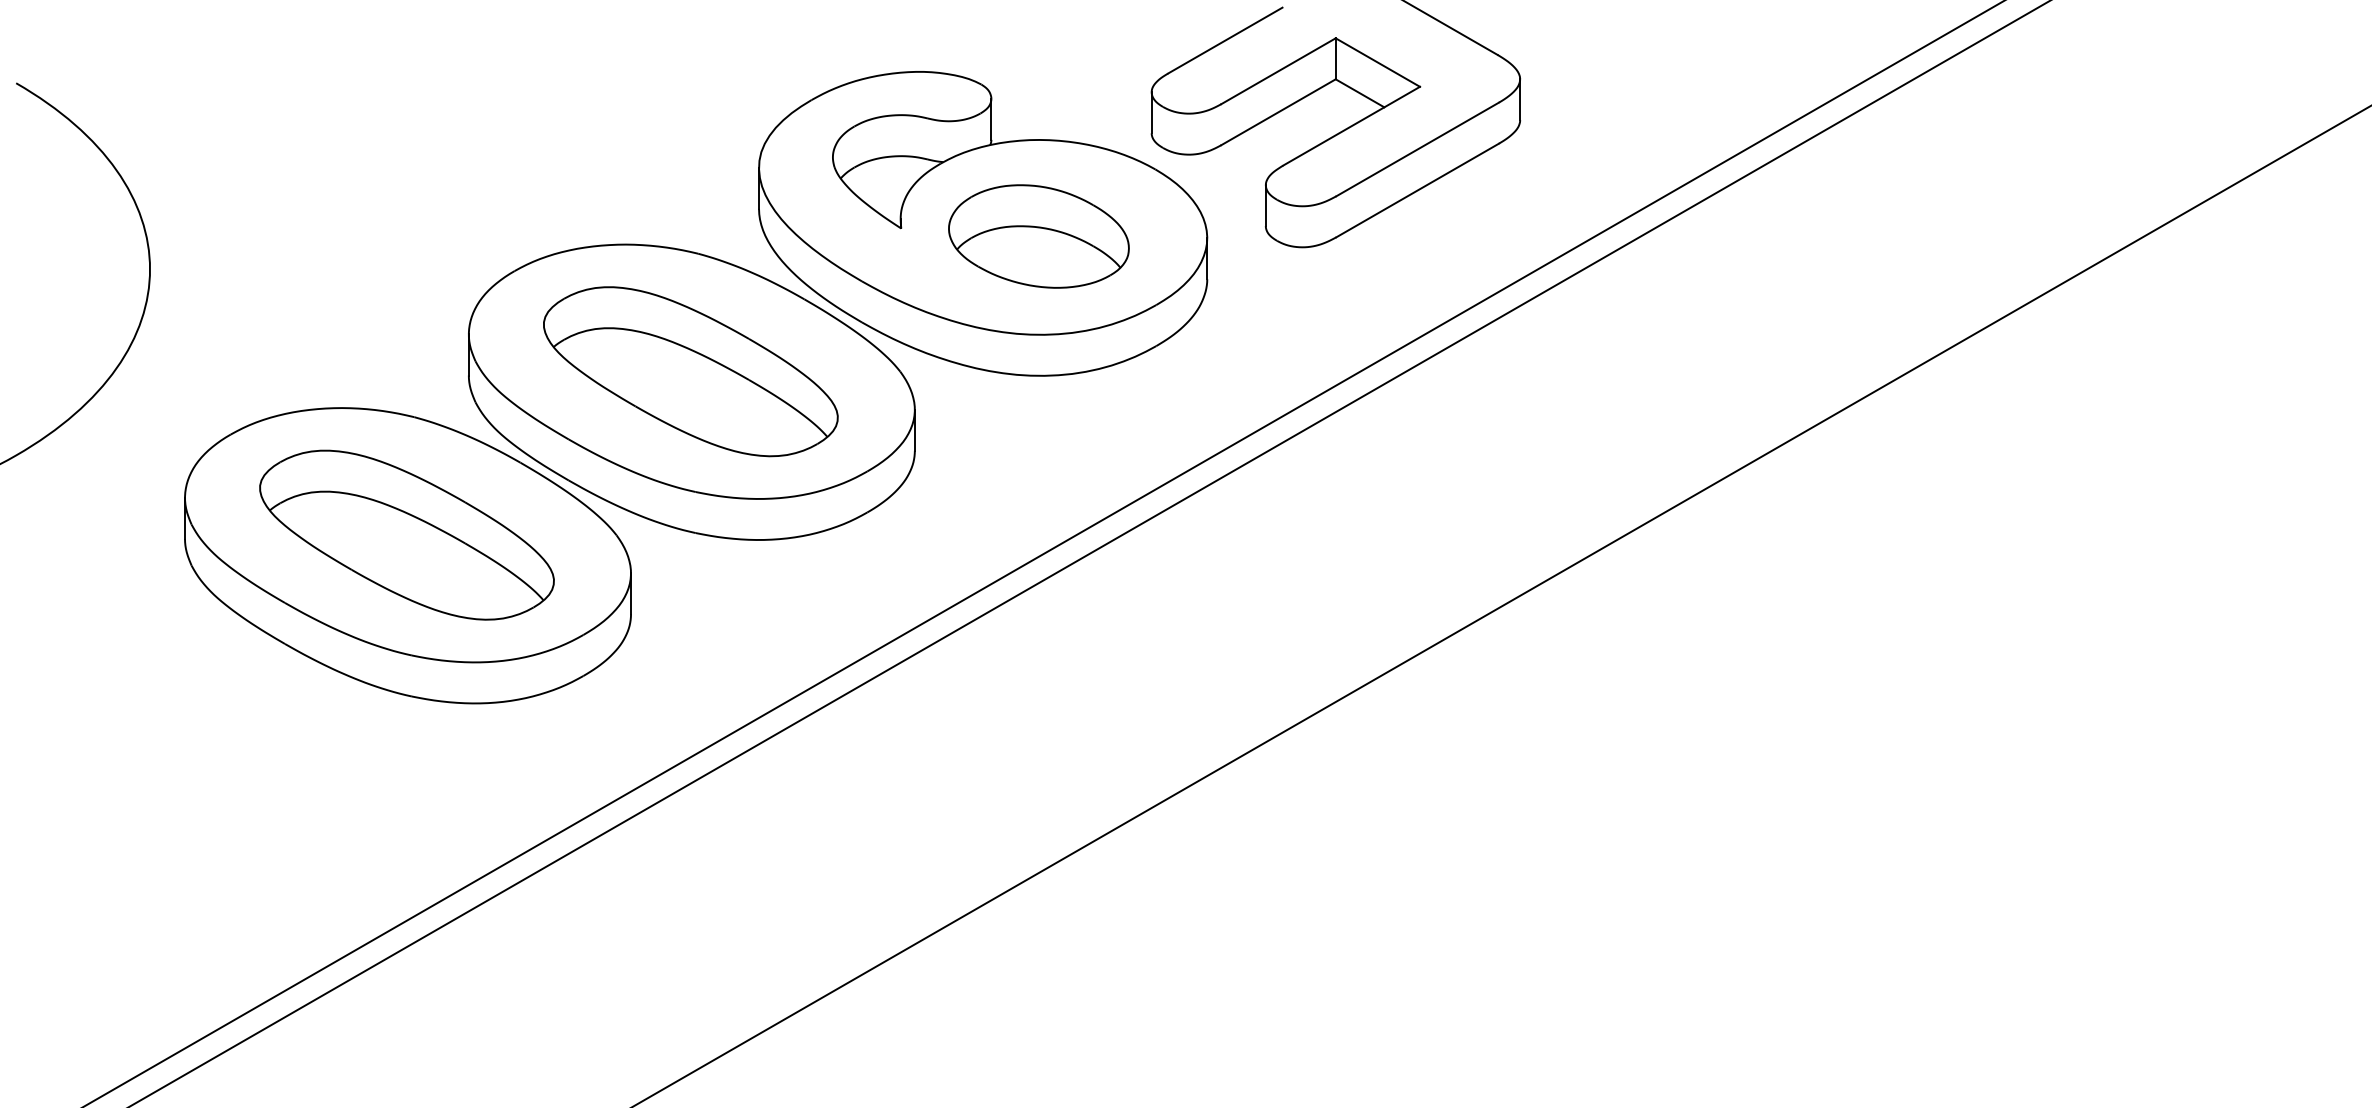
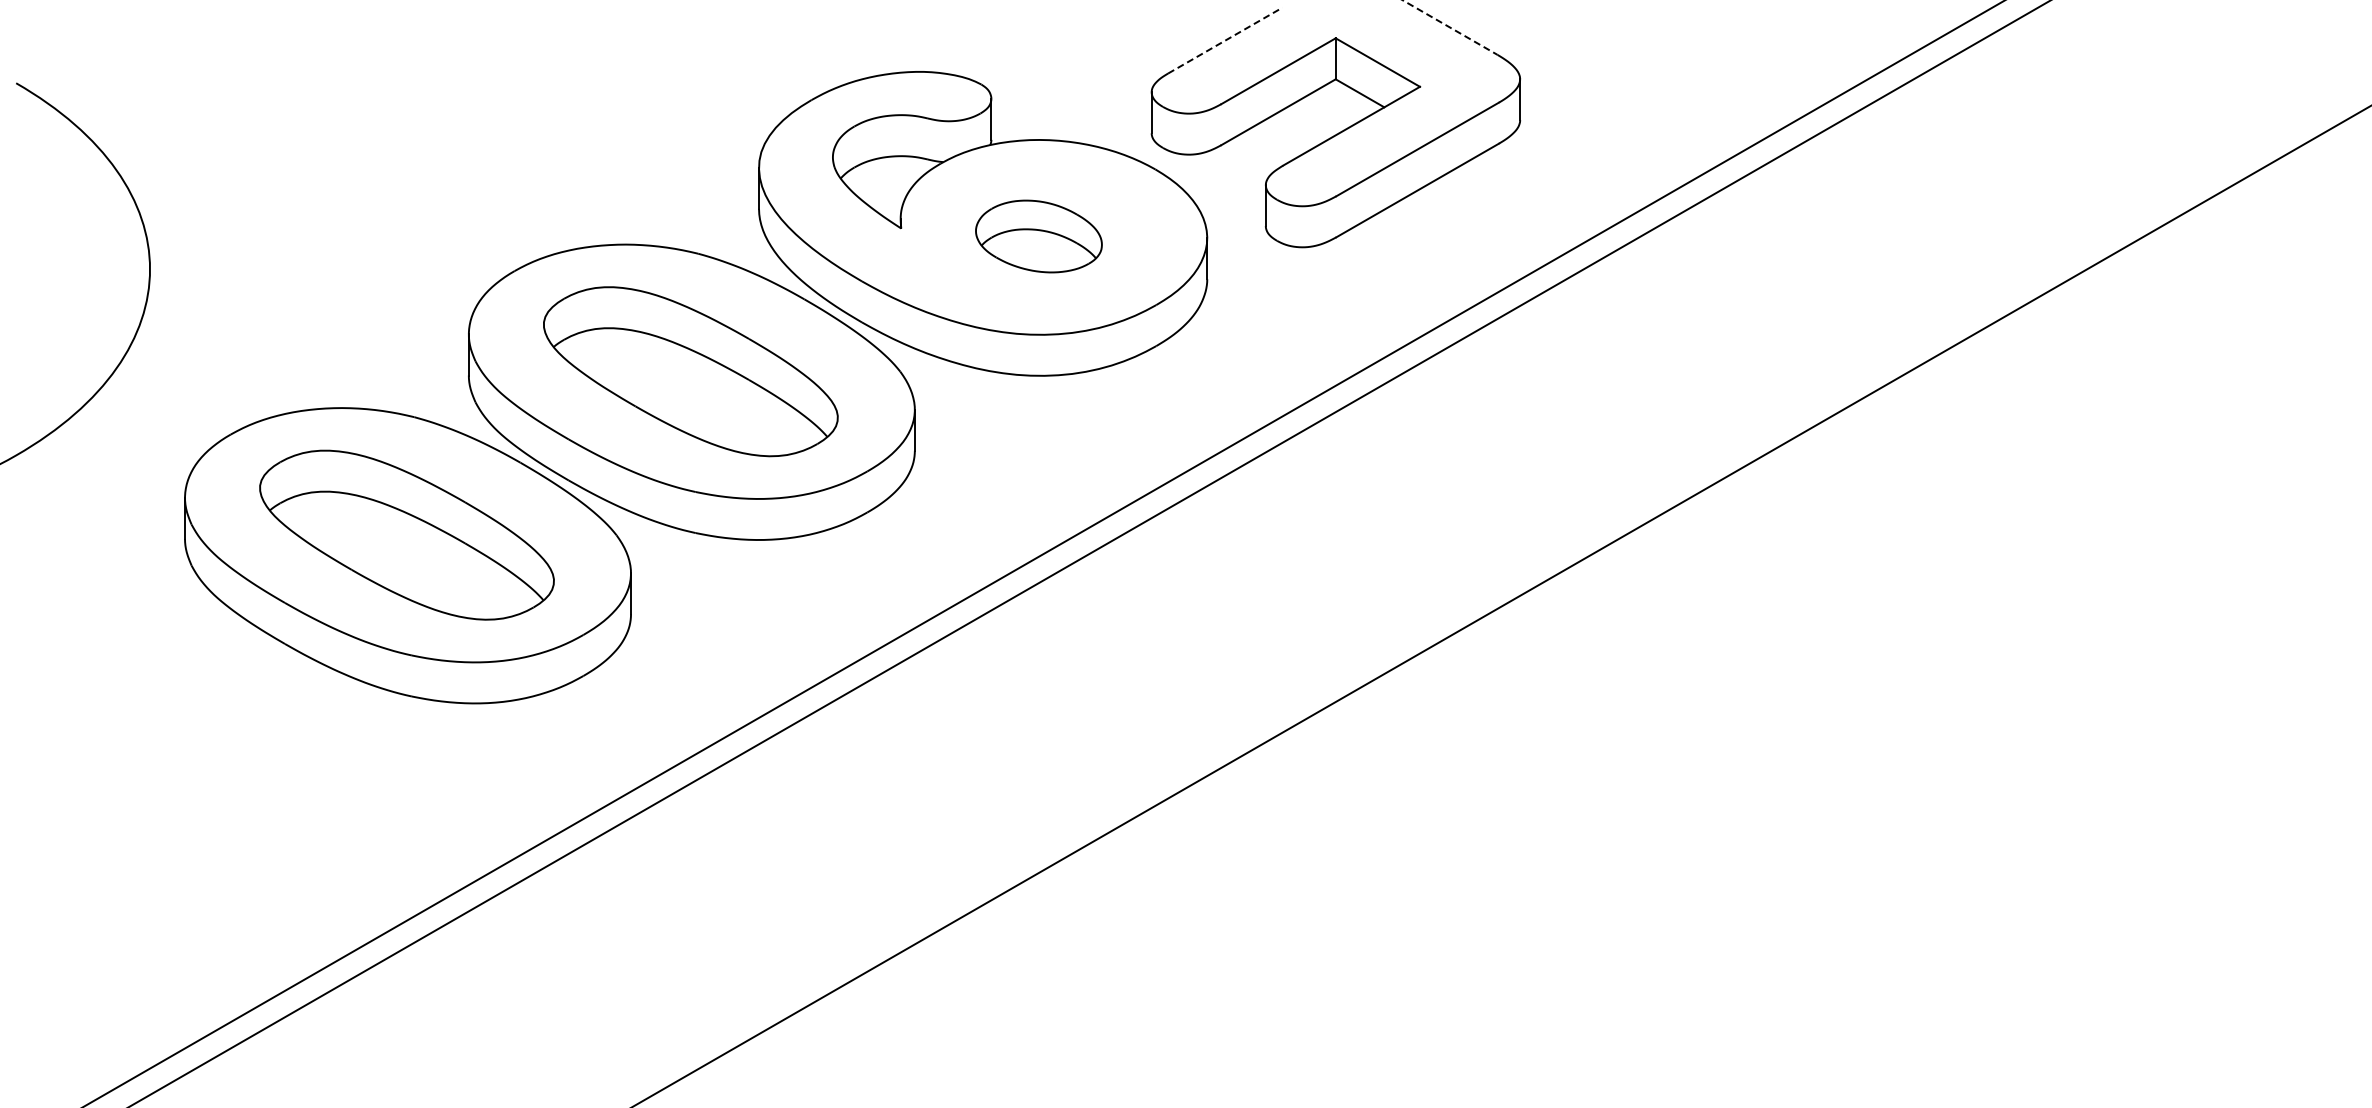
line: solid -> dashed (1450, 27)
line: solid -> dashed (1225, 40)
part size: 182x105 px -> 128x75 px (1038, 236)
